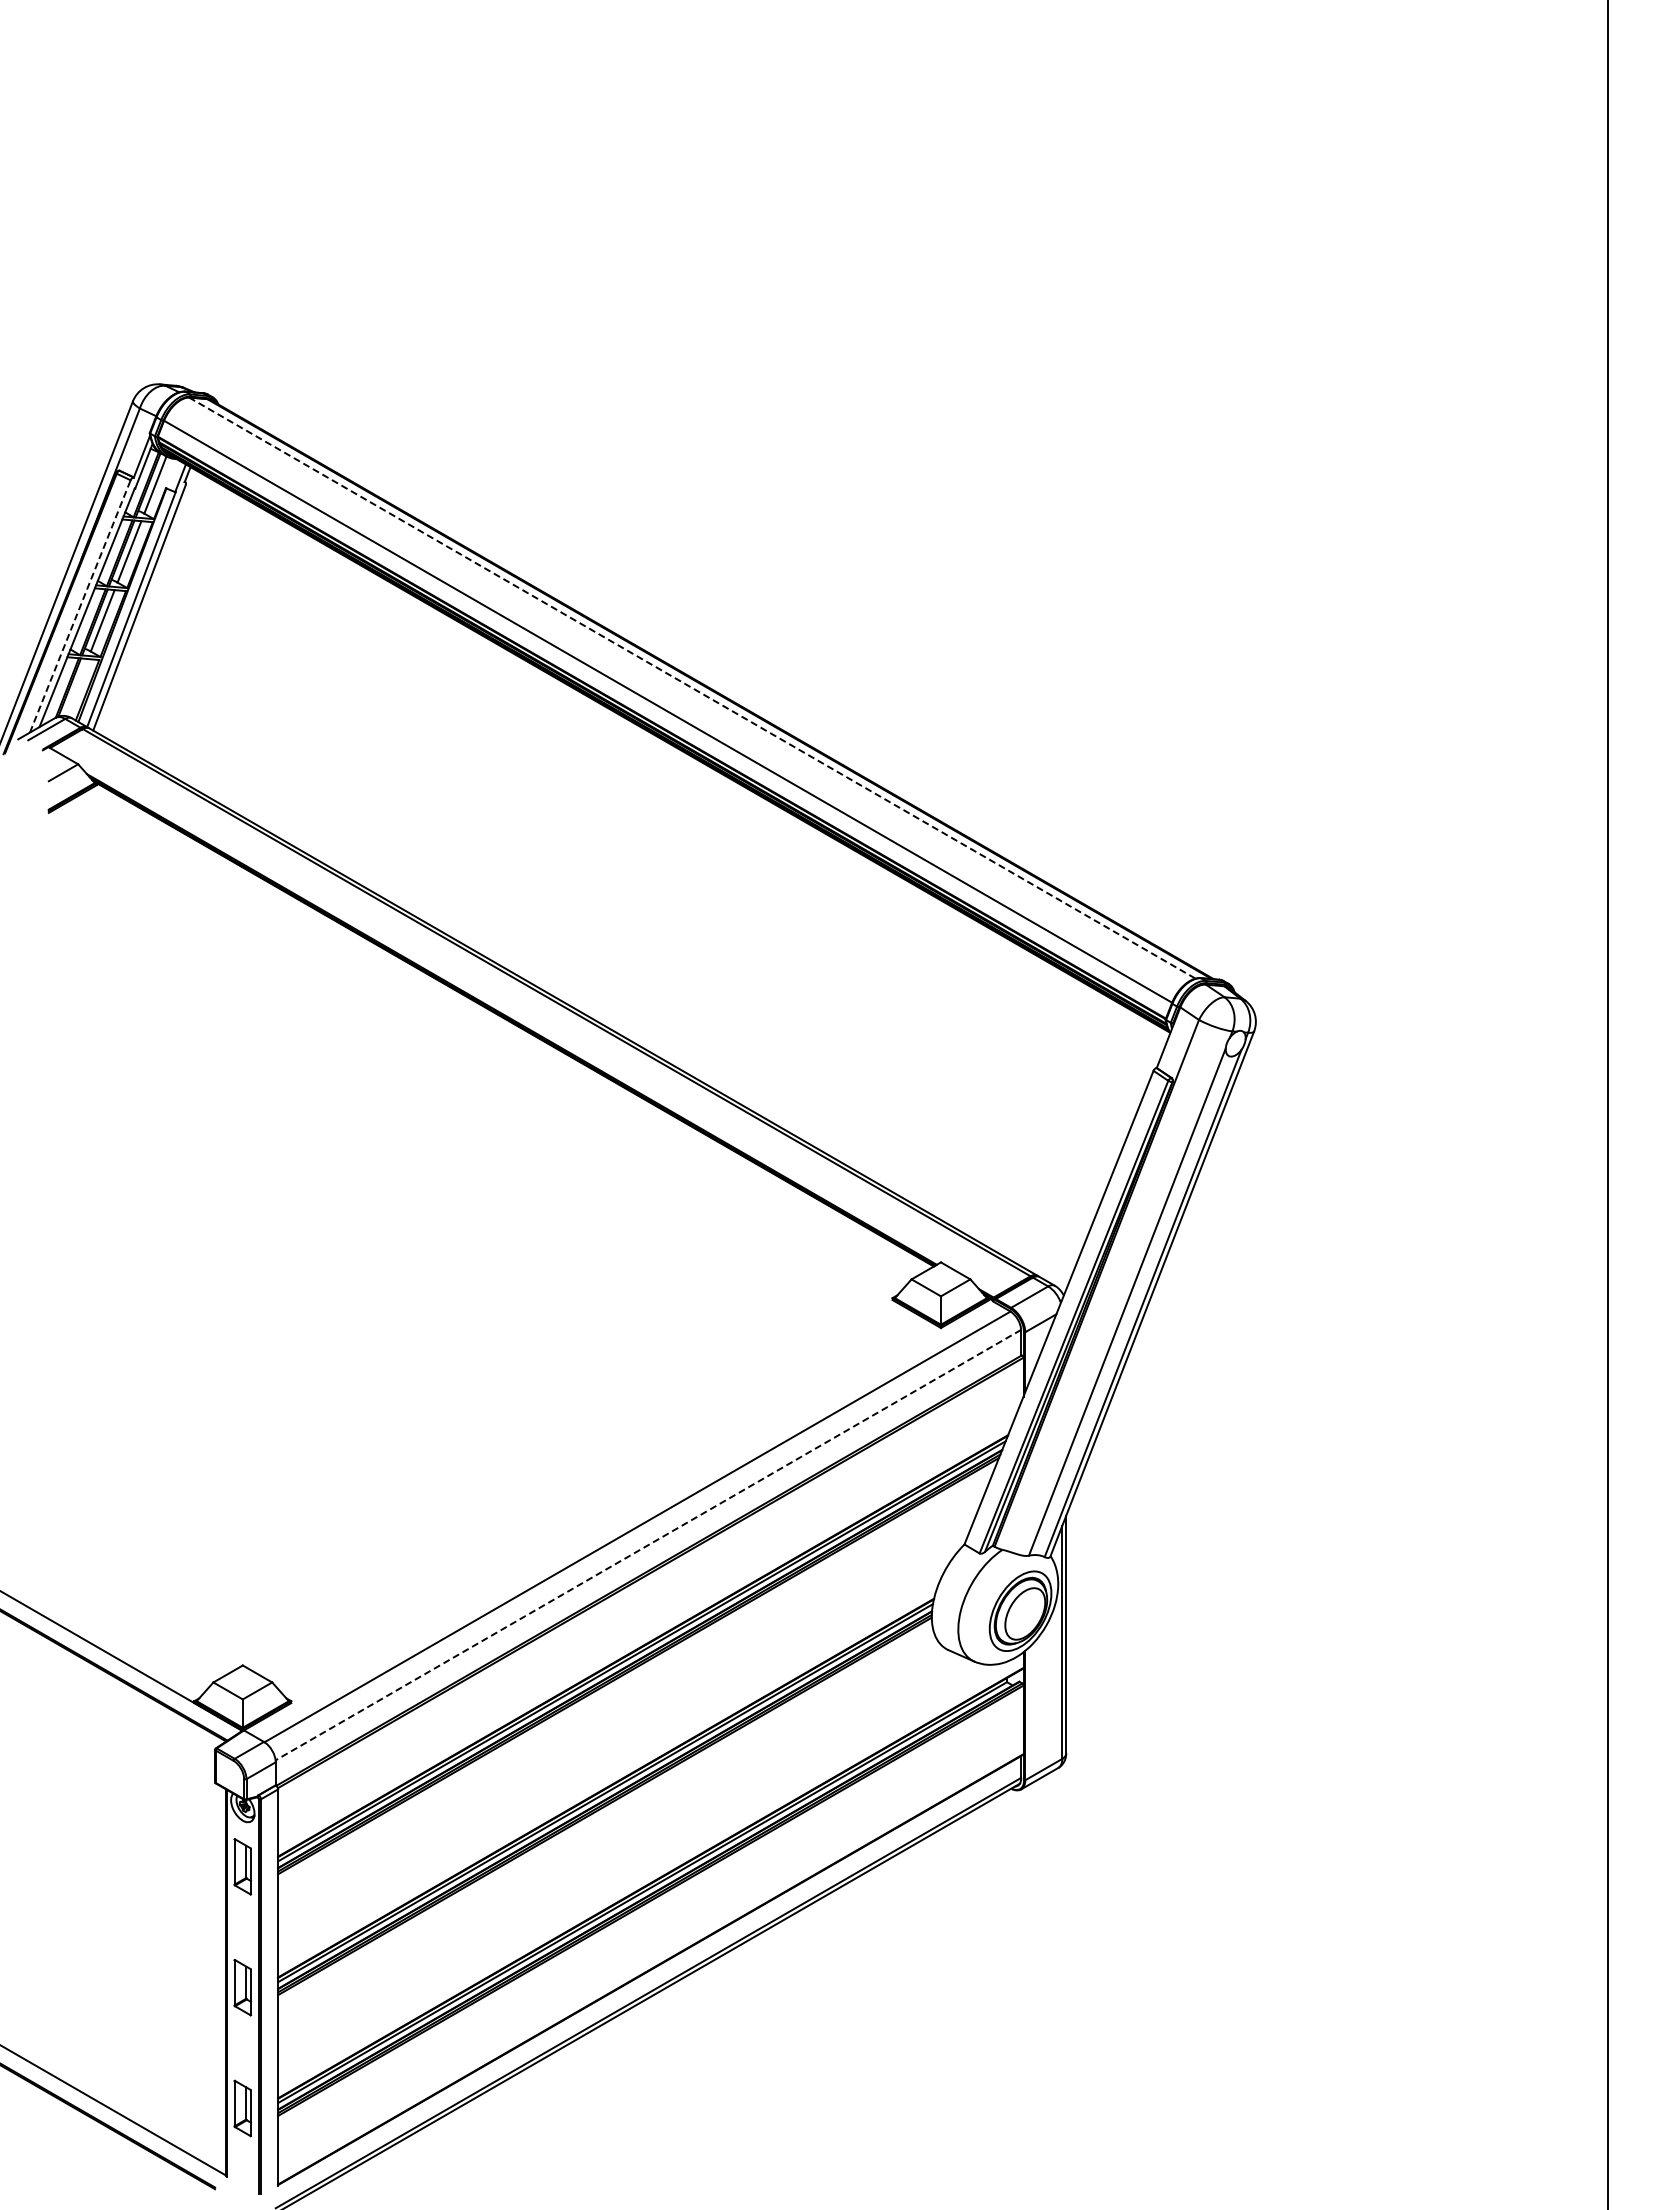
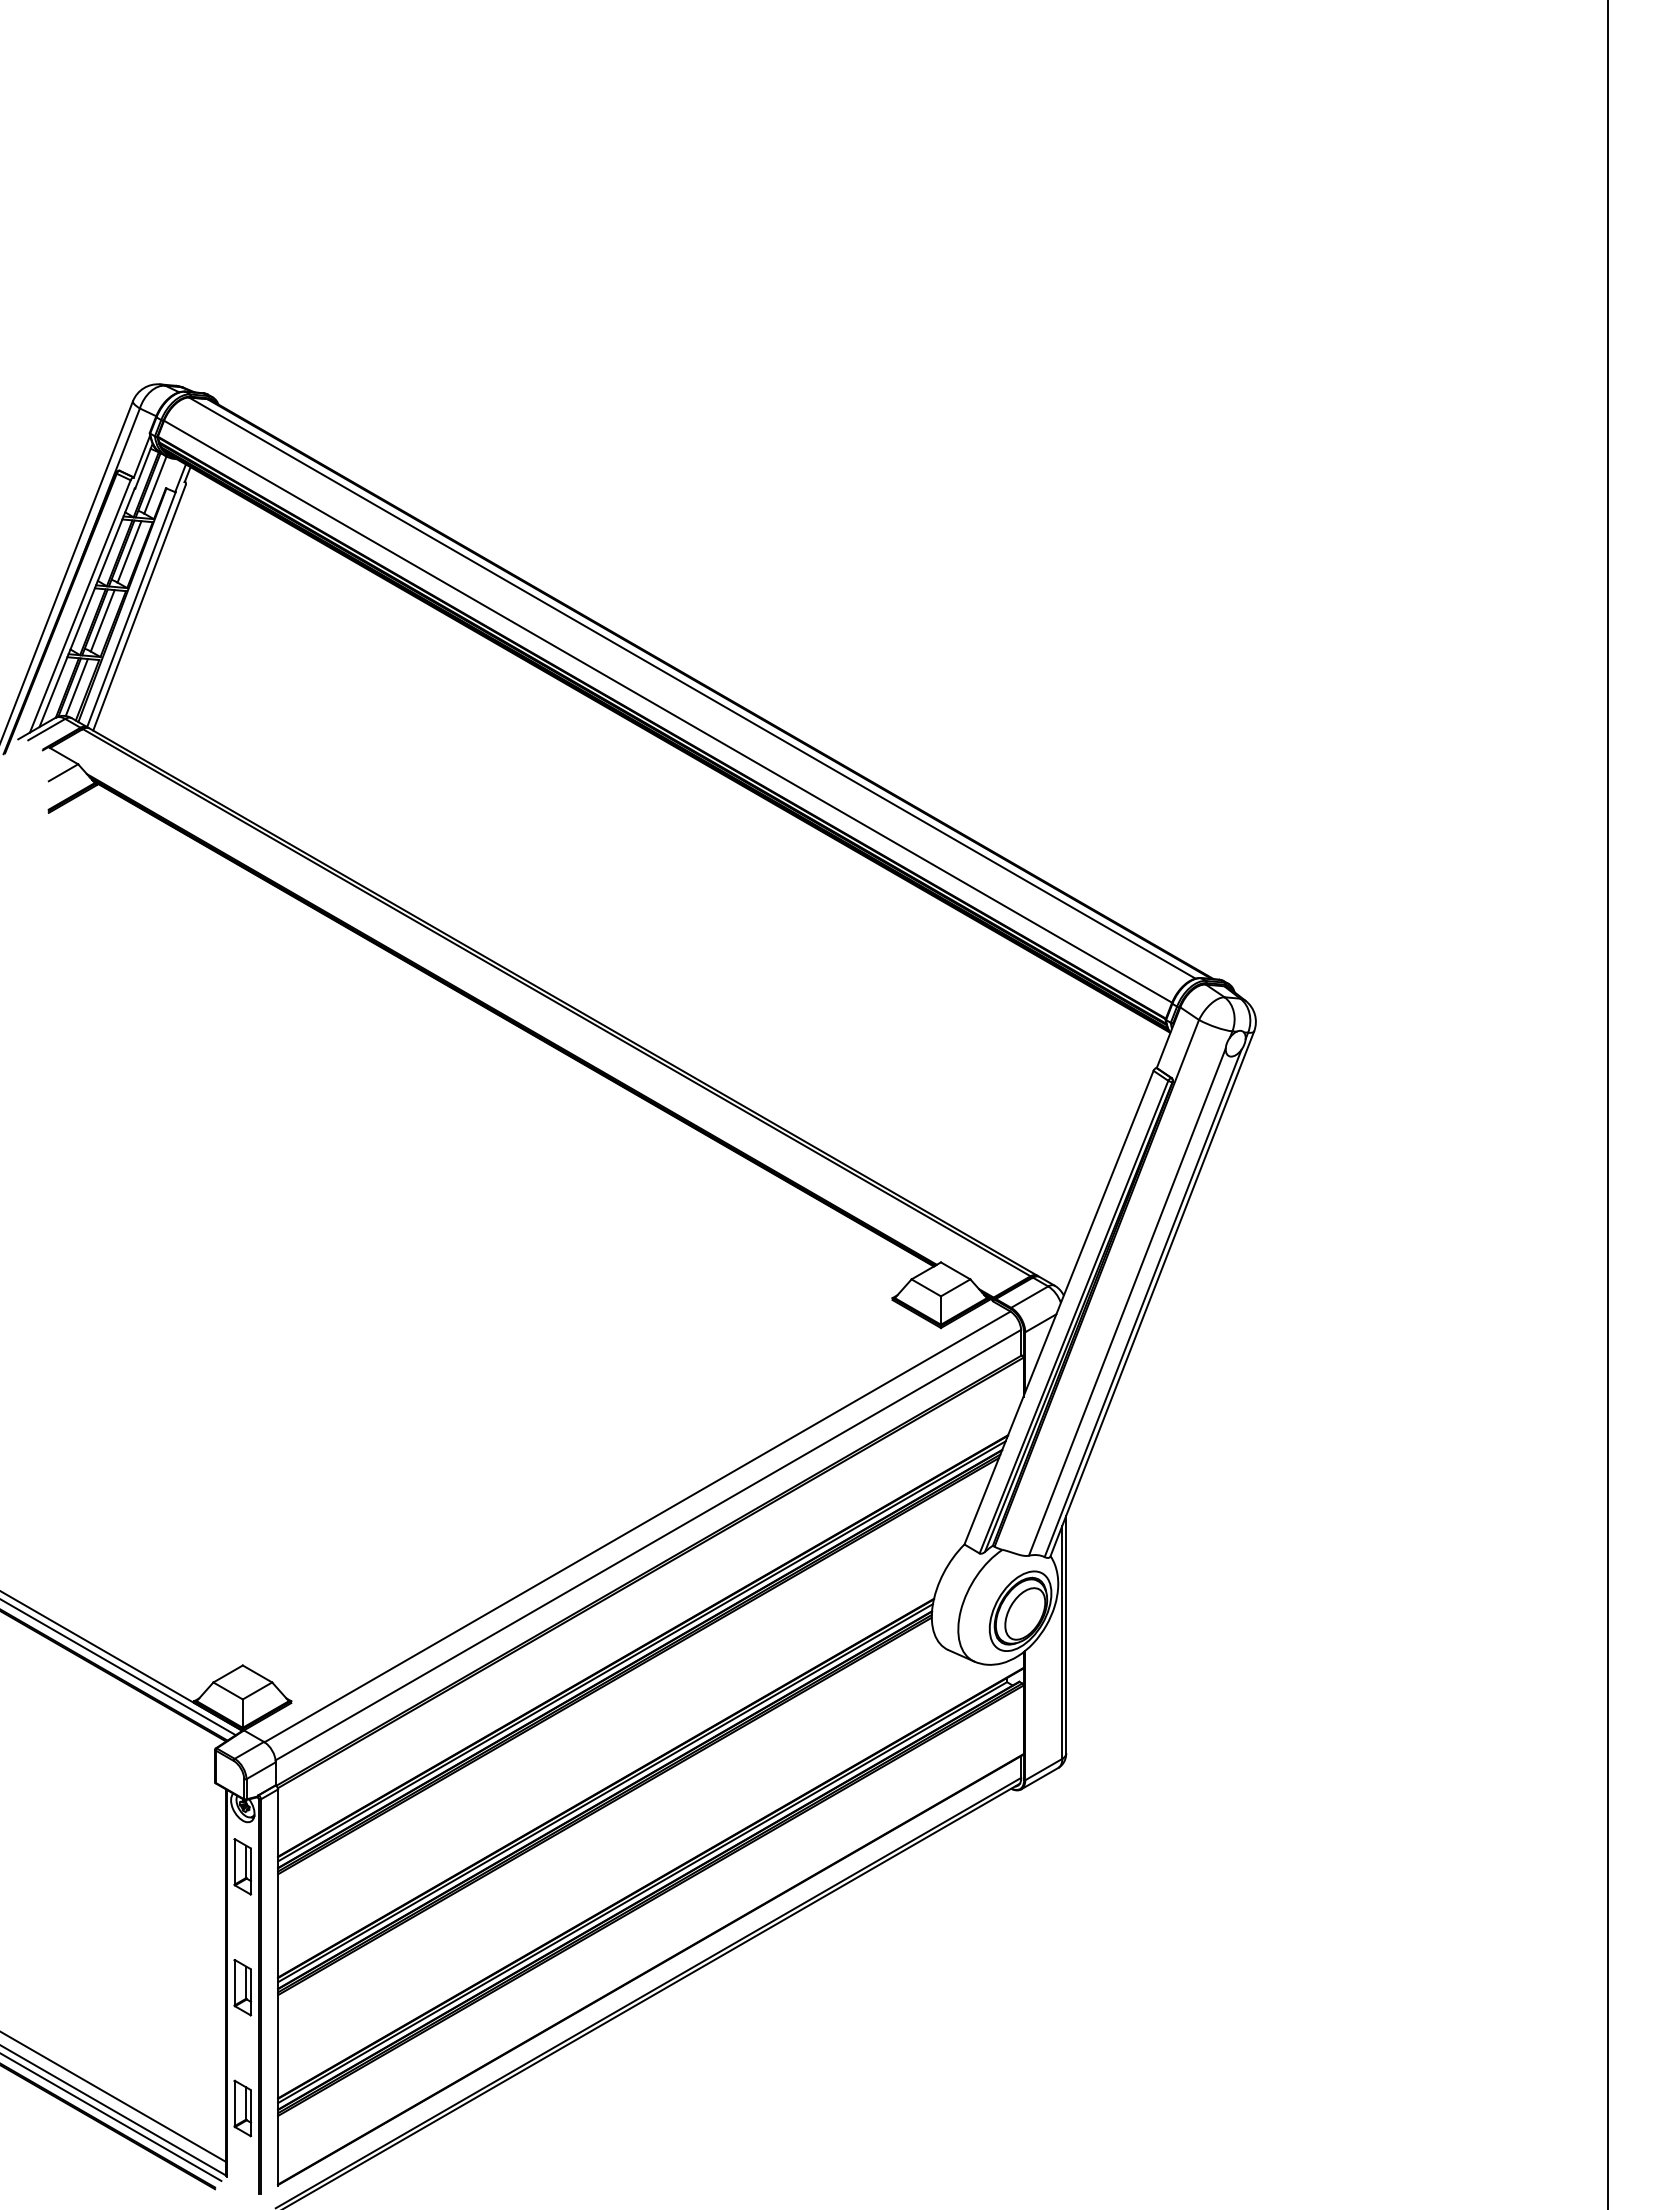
line: dashed -> solid (80, 606)
line: none -> present (76, 687)
line: dashed -> solid (692, 688)
line: dashed -> solid (647, 1545)
line: none -> present (118, 1667)
line: none -> present (114, 2097)
line: none -> present (111, 2117)
